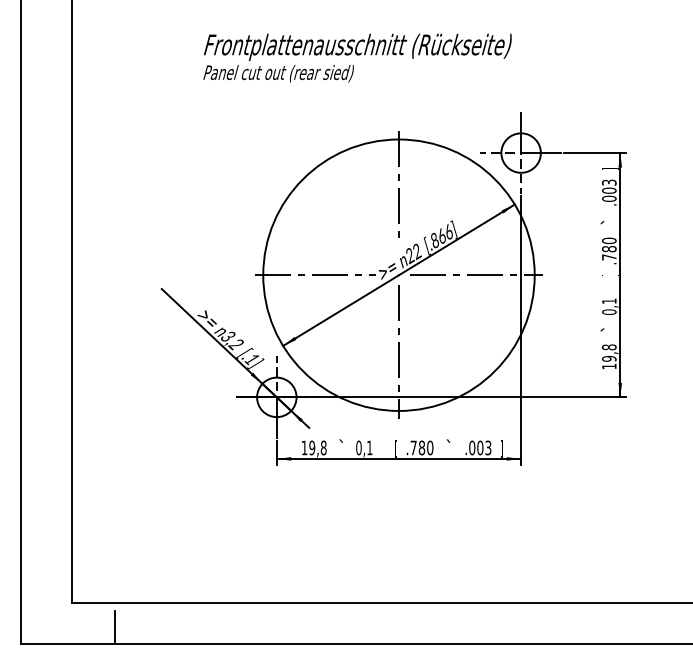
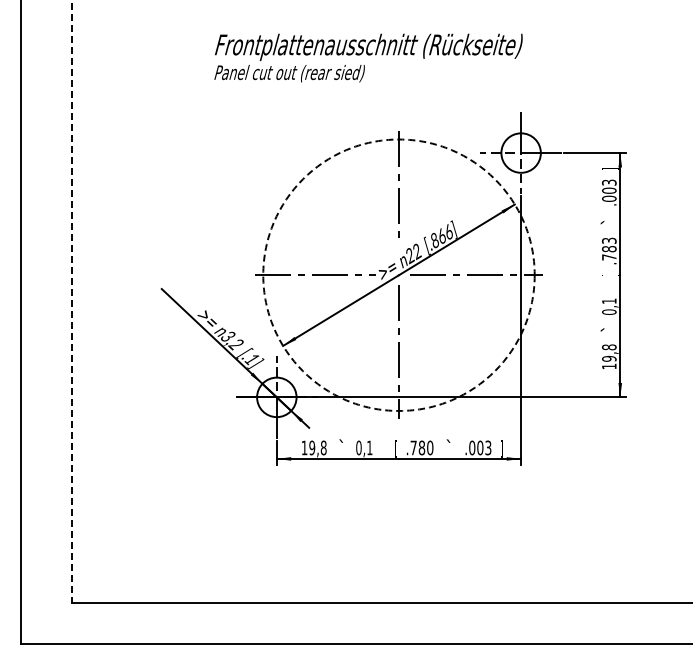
text position: (357, 57) -> (368, 57) (368, 57)
text: .780 -> .783 (609, 240)
circle: solid -> dashed (398, 274)
line: solid -> dashed (72, 302)
line: present -> none (115, 627)
